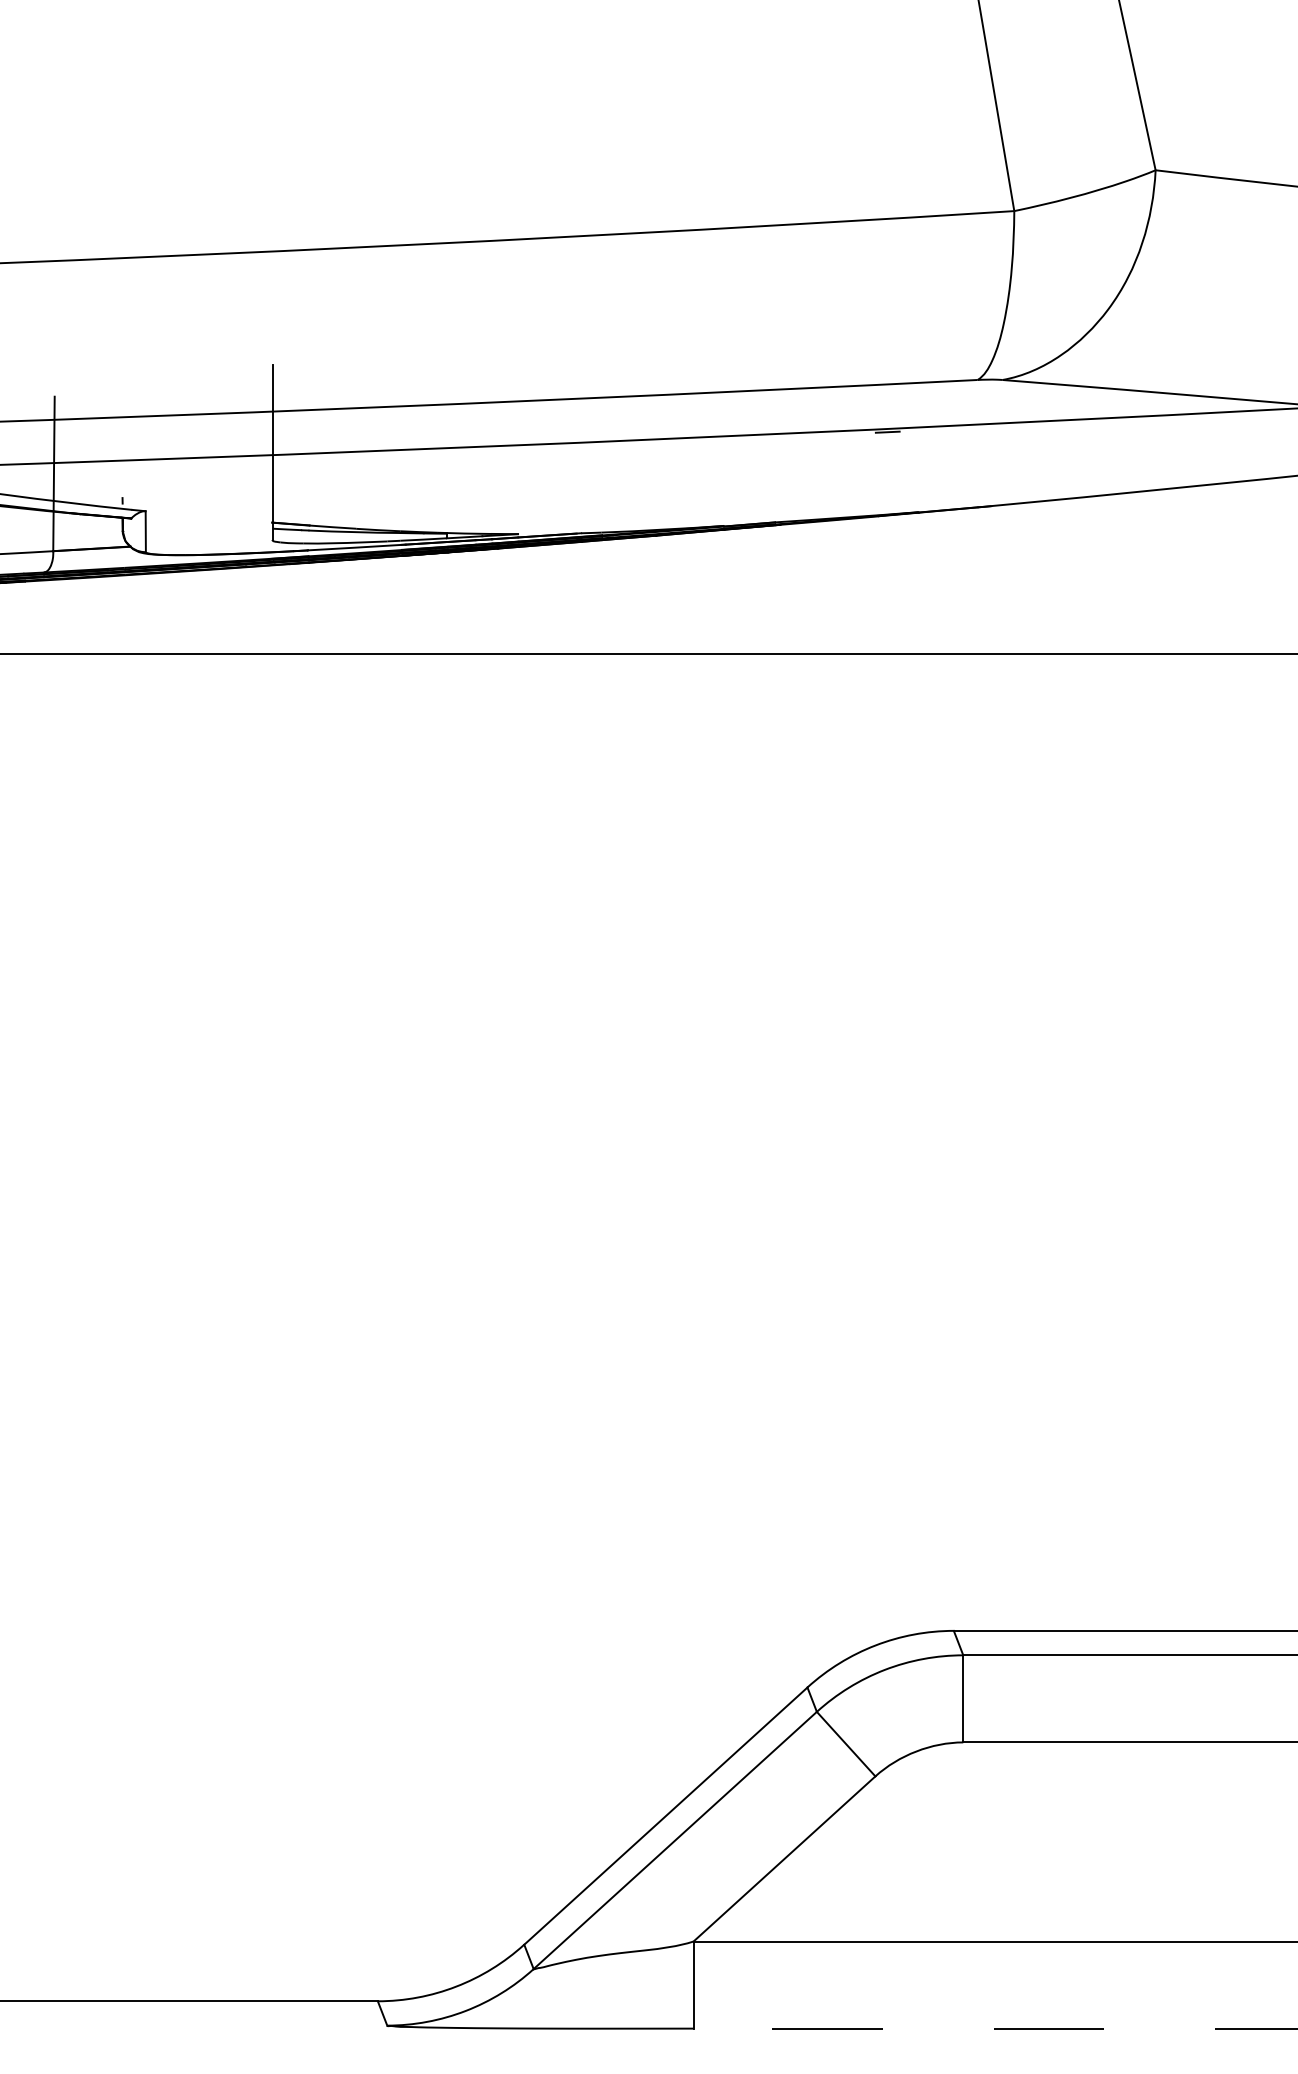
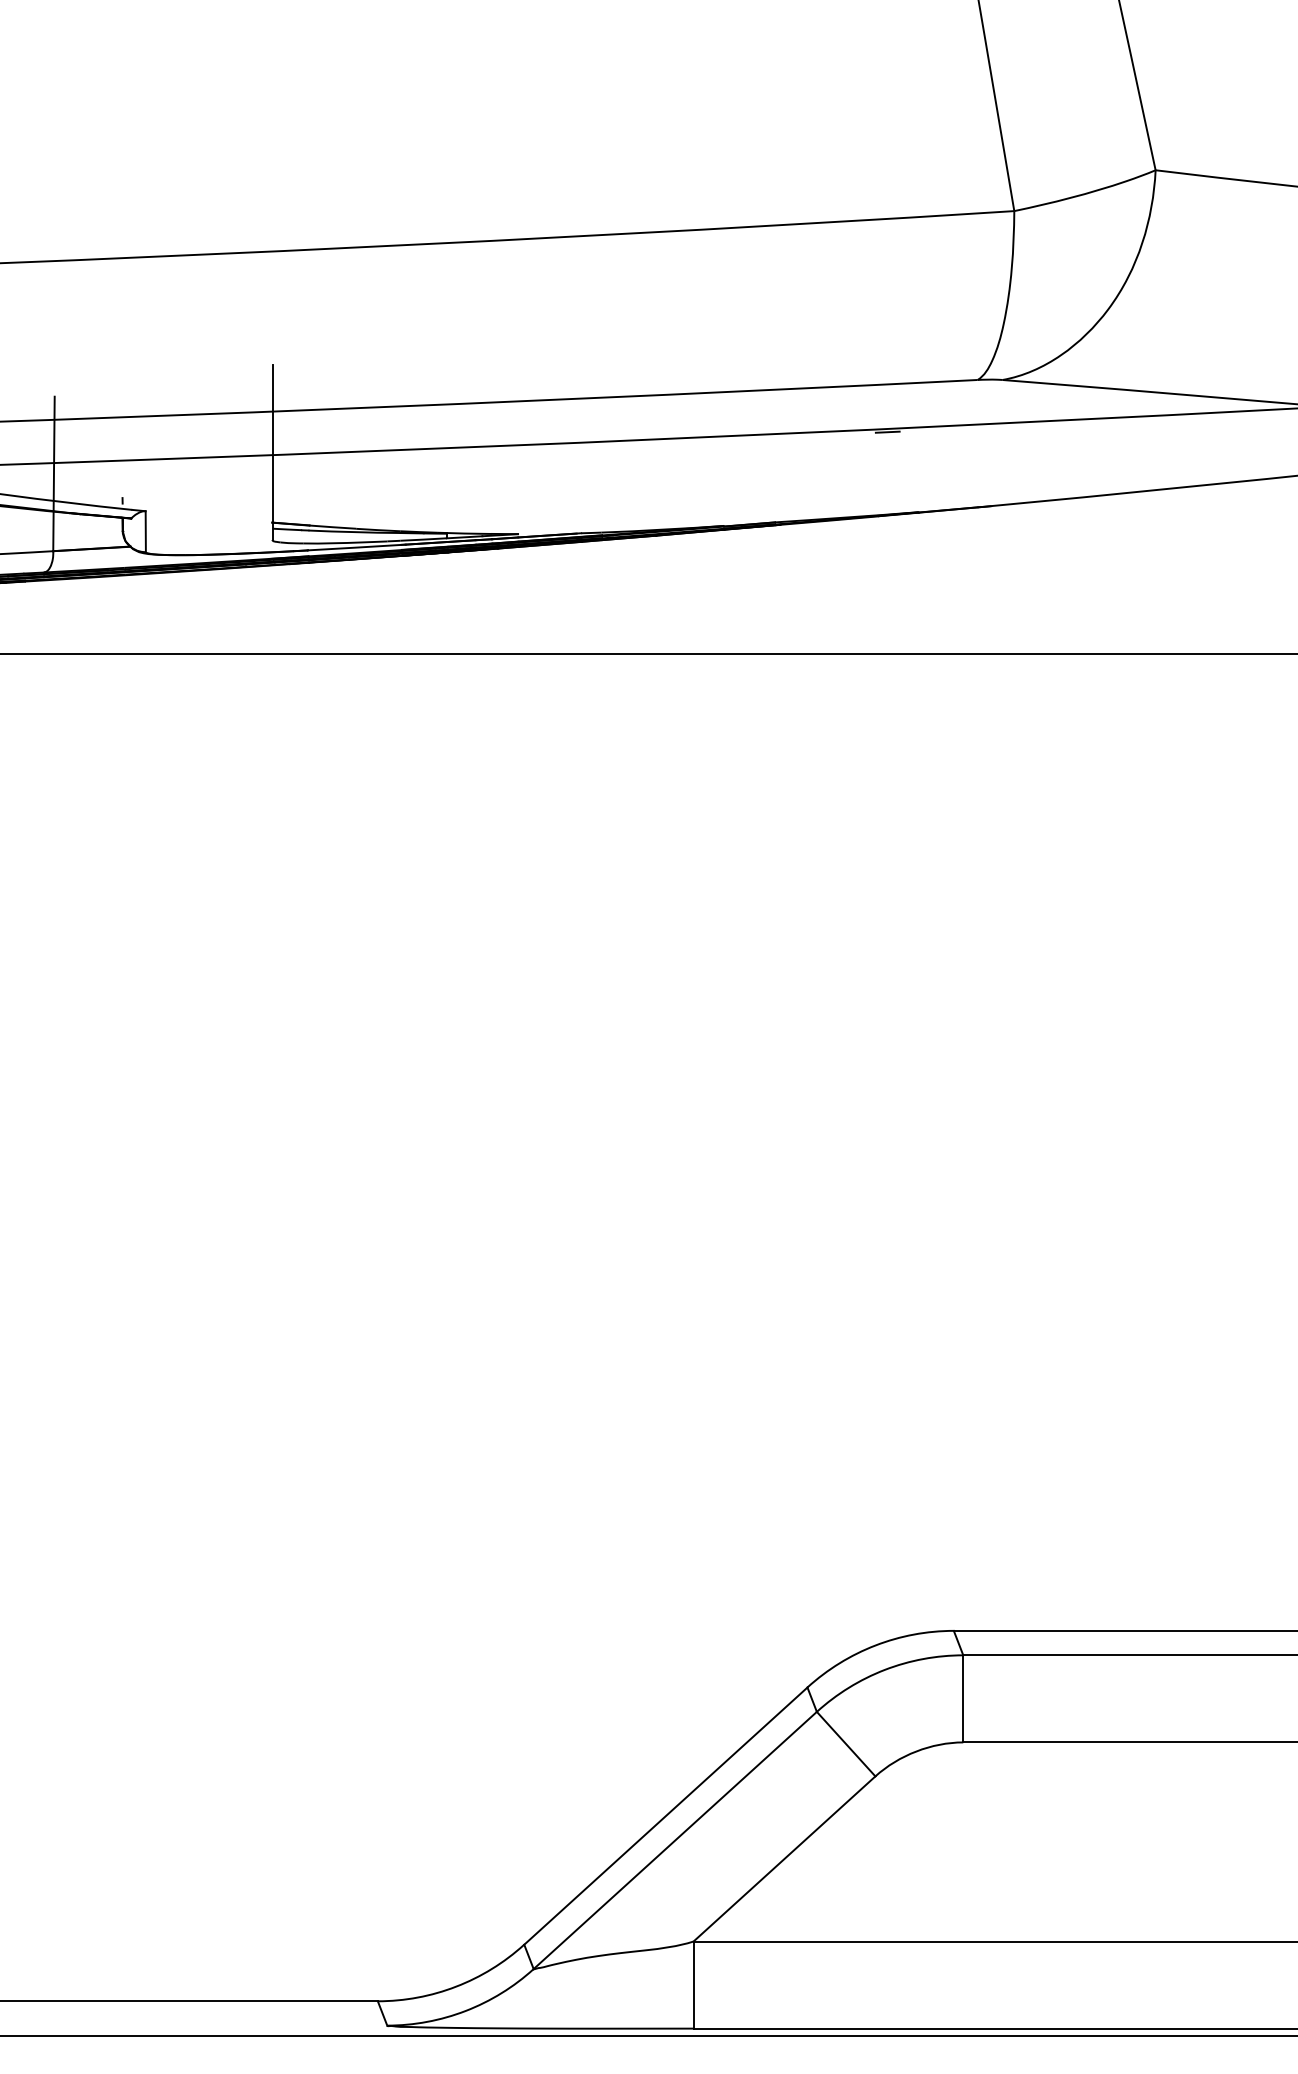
line: dashed -> solid (995, 2028)
line: none -> present (648, 2035)
